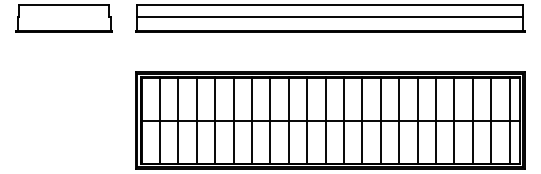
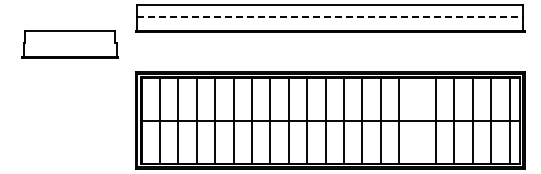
line: solid -> dashed (330, 16)
part position: (63, 18) -> (69, 44) (69, 44)
line: present -> none (417, 120)
